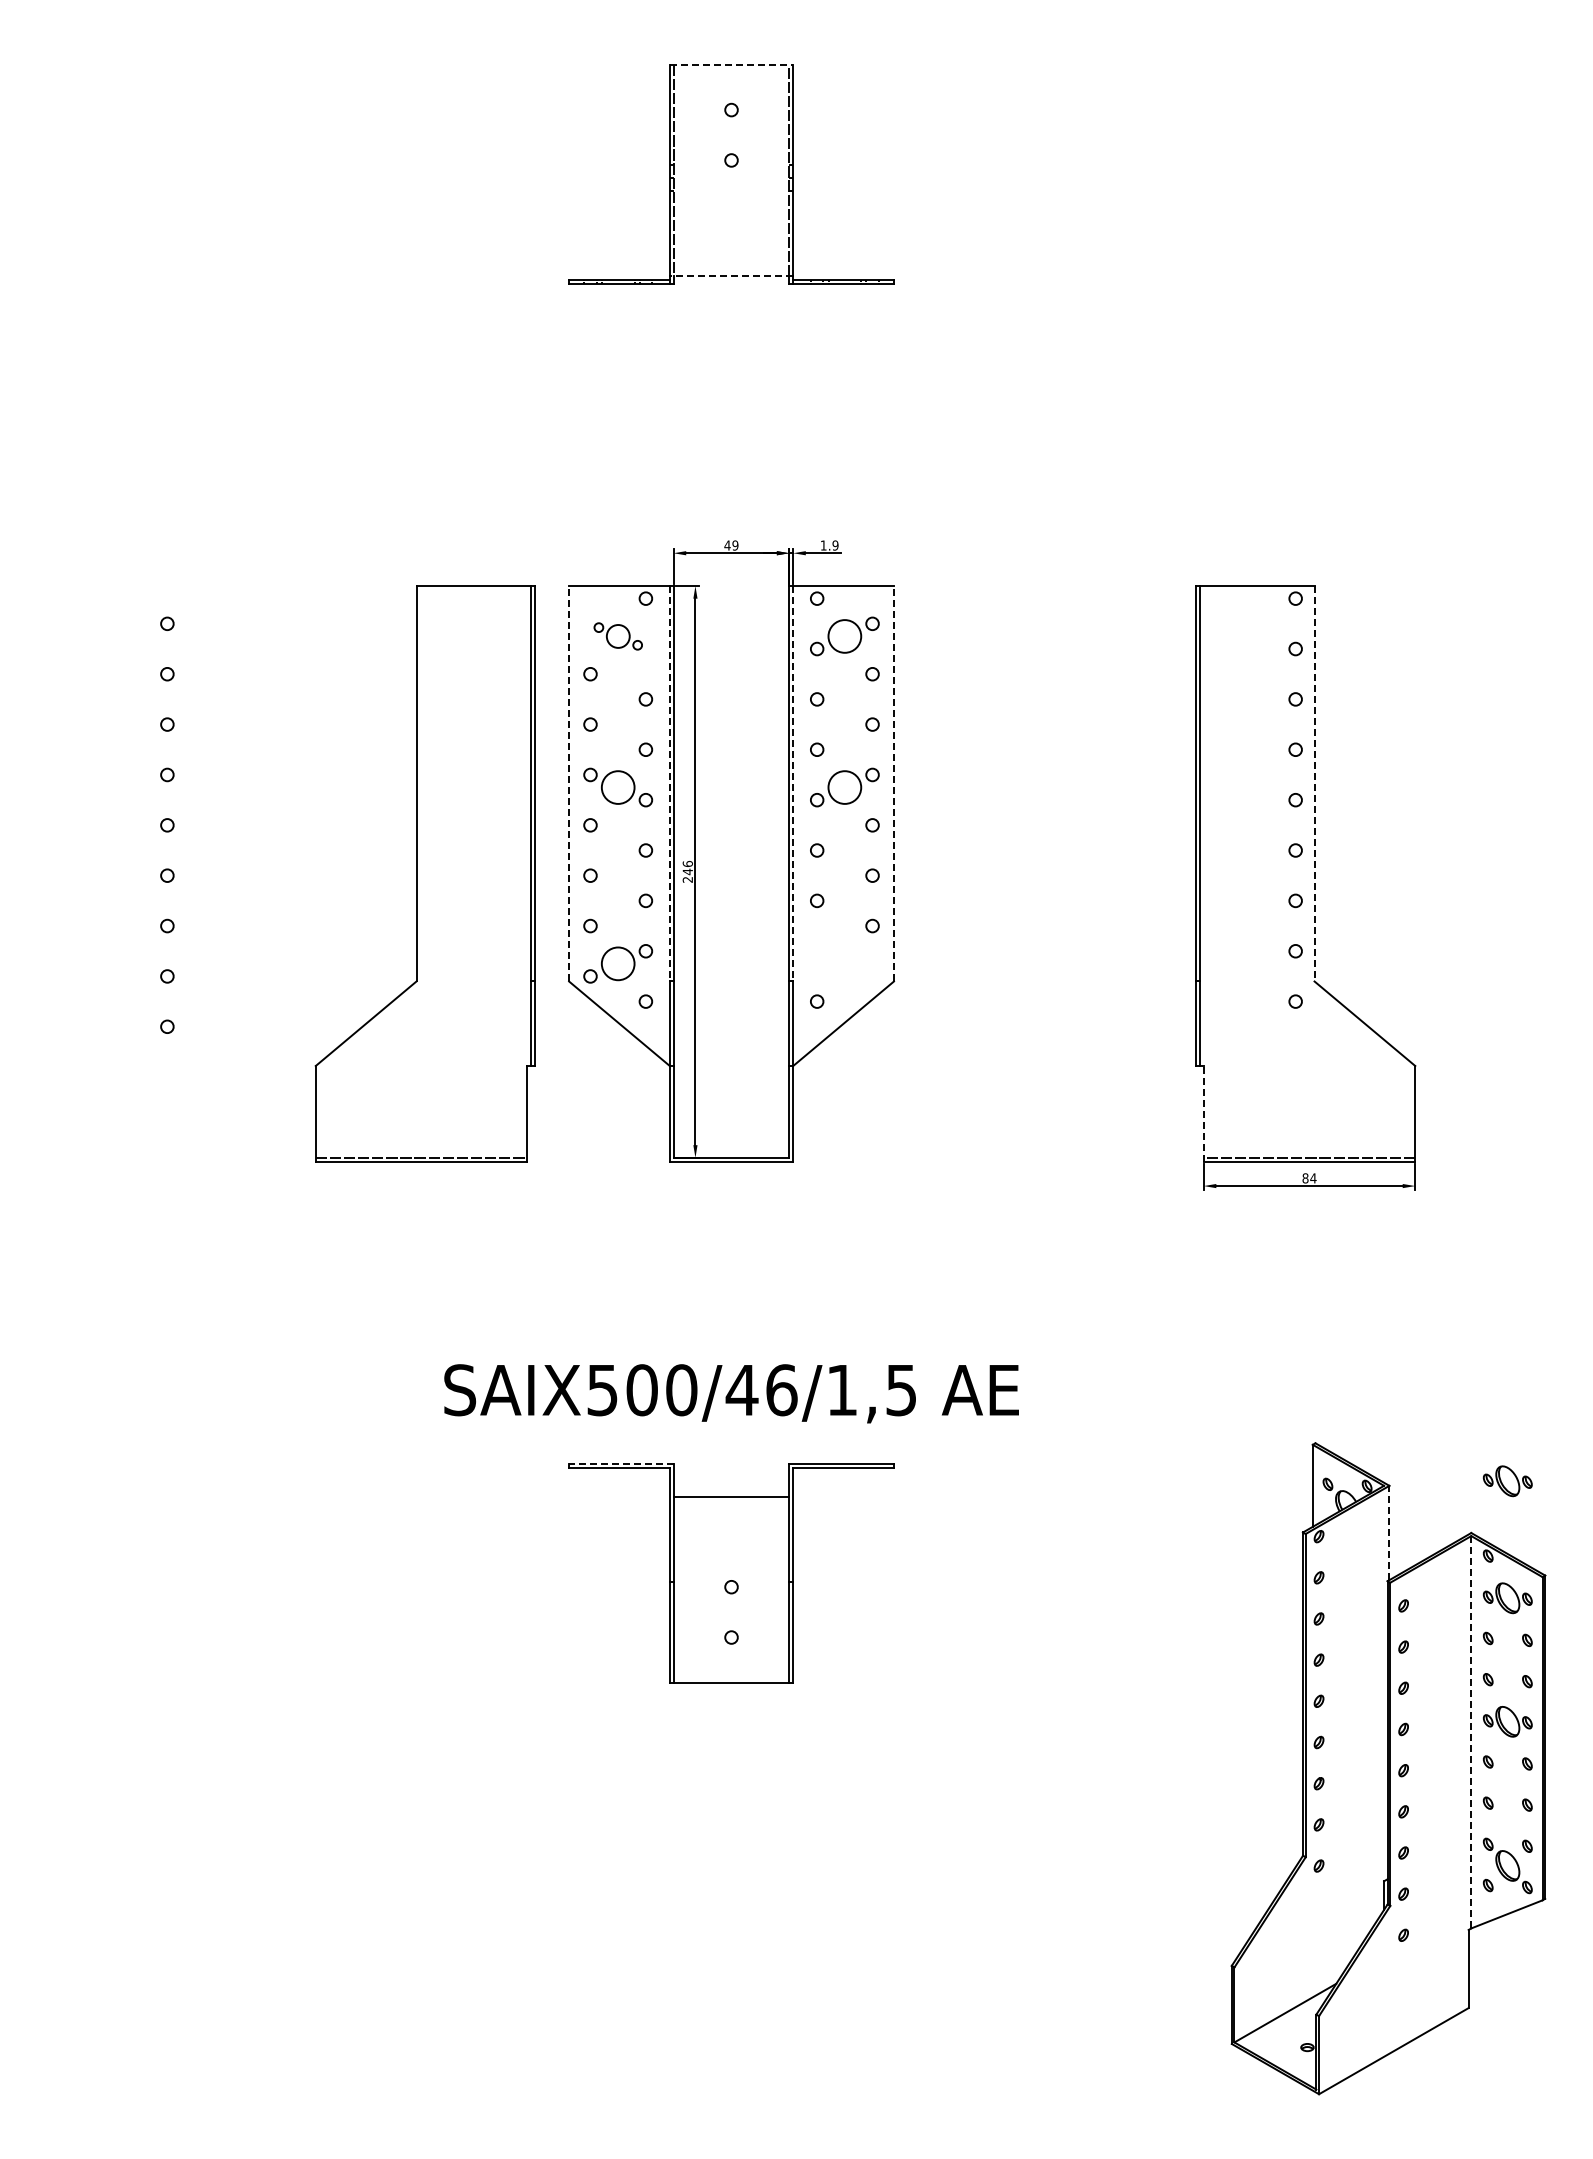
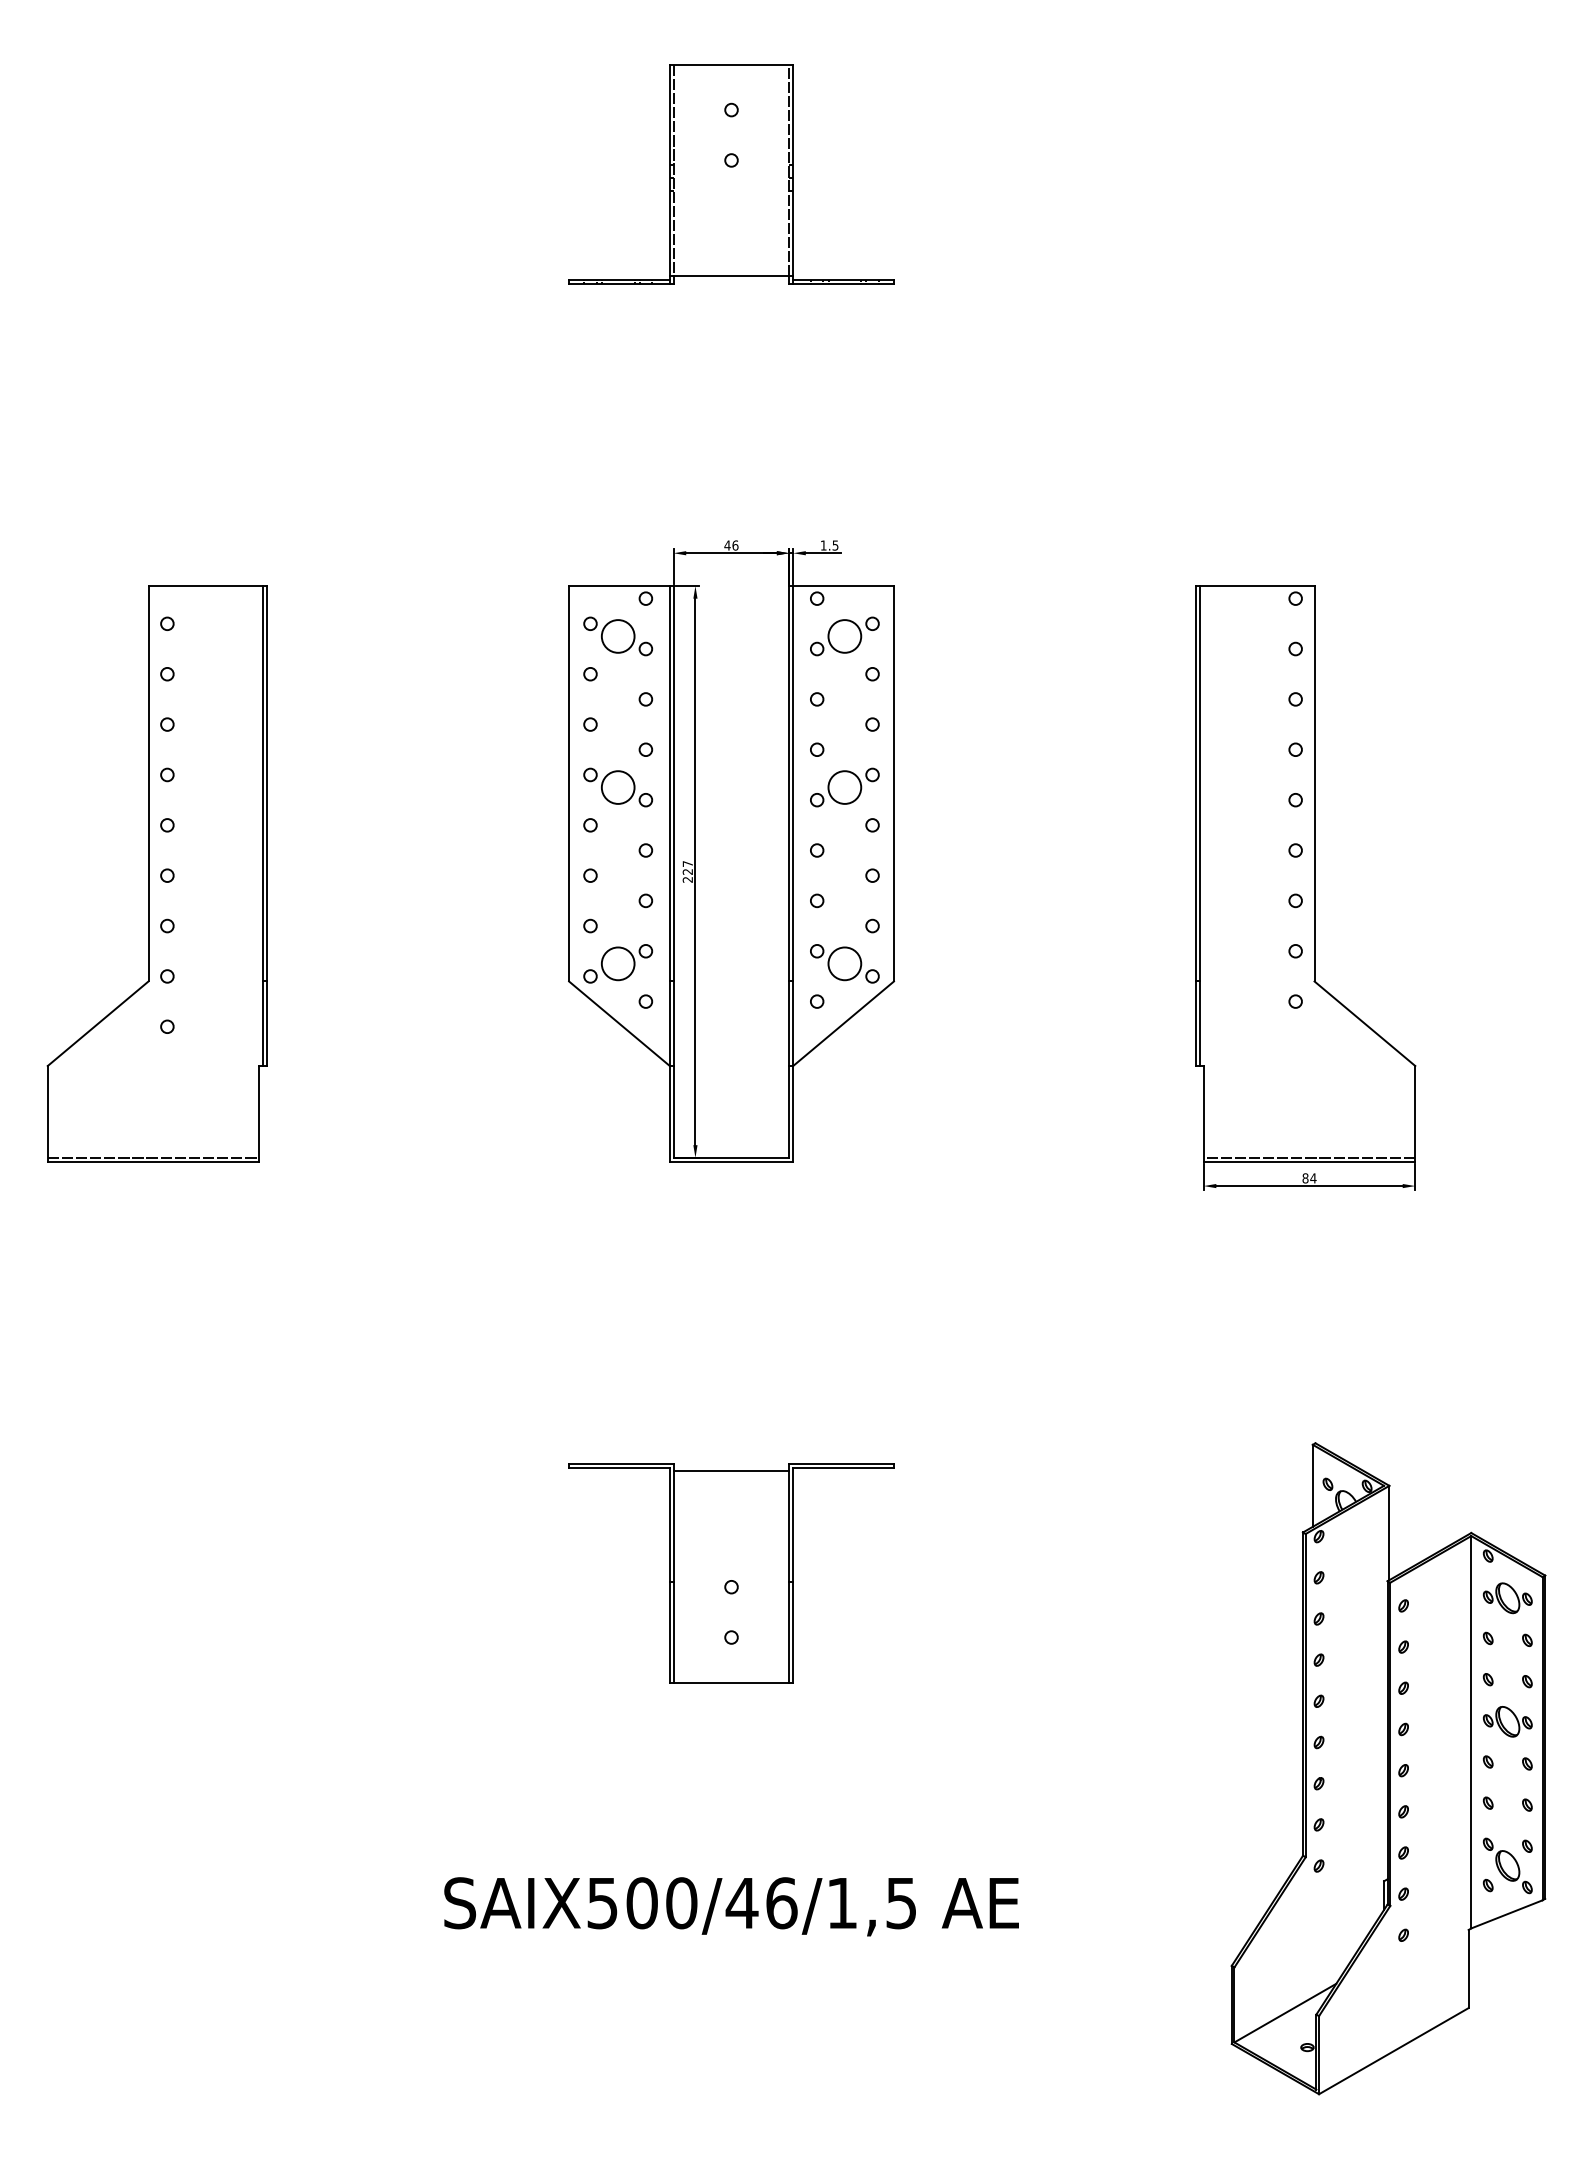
line: dashed -> solid (731, 64)
line: dashed -> solid (731, 276)
text: 49 -> 46 (735, 545)
text: 1.9 -> 1.5 (835, 545)
part size: 50x29 px -> 71x41 px (618, 636)
line: dashed -> solid (569, 783)
line: dashed -> solid (669, 783)
line: dashed -> solid (793, 783)
line: dashed -> solid (893, 783)
line: dashed -> solid (1314, 783)
text: 246 -> 227 (687, 867)
part position: (424, 873) -> (156, 873) (156, 873)
part: none -> present (844, 963)
line: dashed -> solid (1203, 1113)
text position: (731, 1393) -> (731, 1906) (731, 1906)
line: dashed -> solid (620, 1463)
part: present -> none (1507, 1481)
line position: (731, 1497) -> (731, 1471) (731, 1471)
line: dashed -> solid (1389, 1532)
line: dashed -> solid (1471, 1732)
